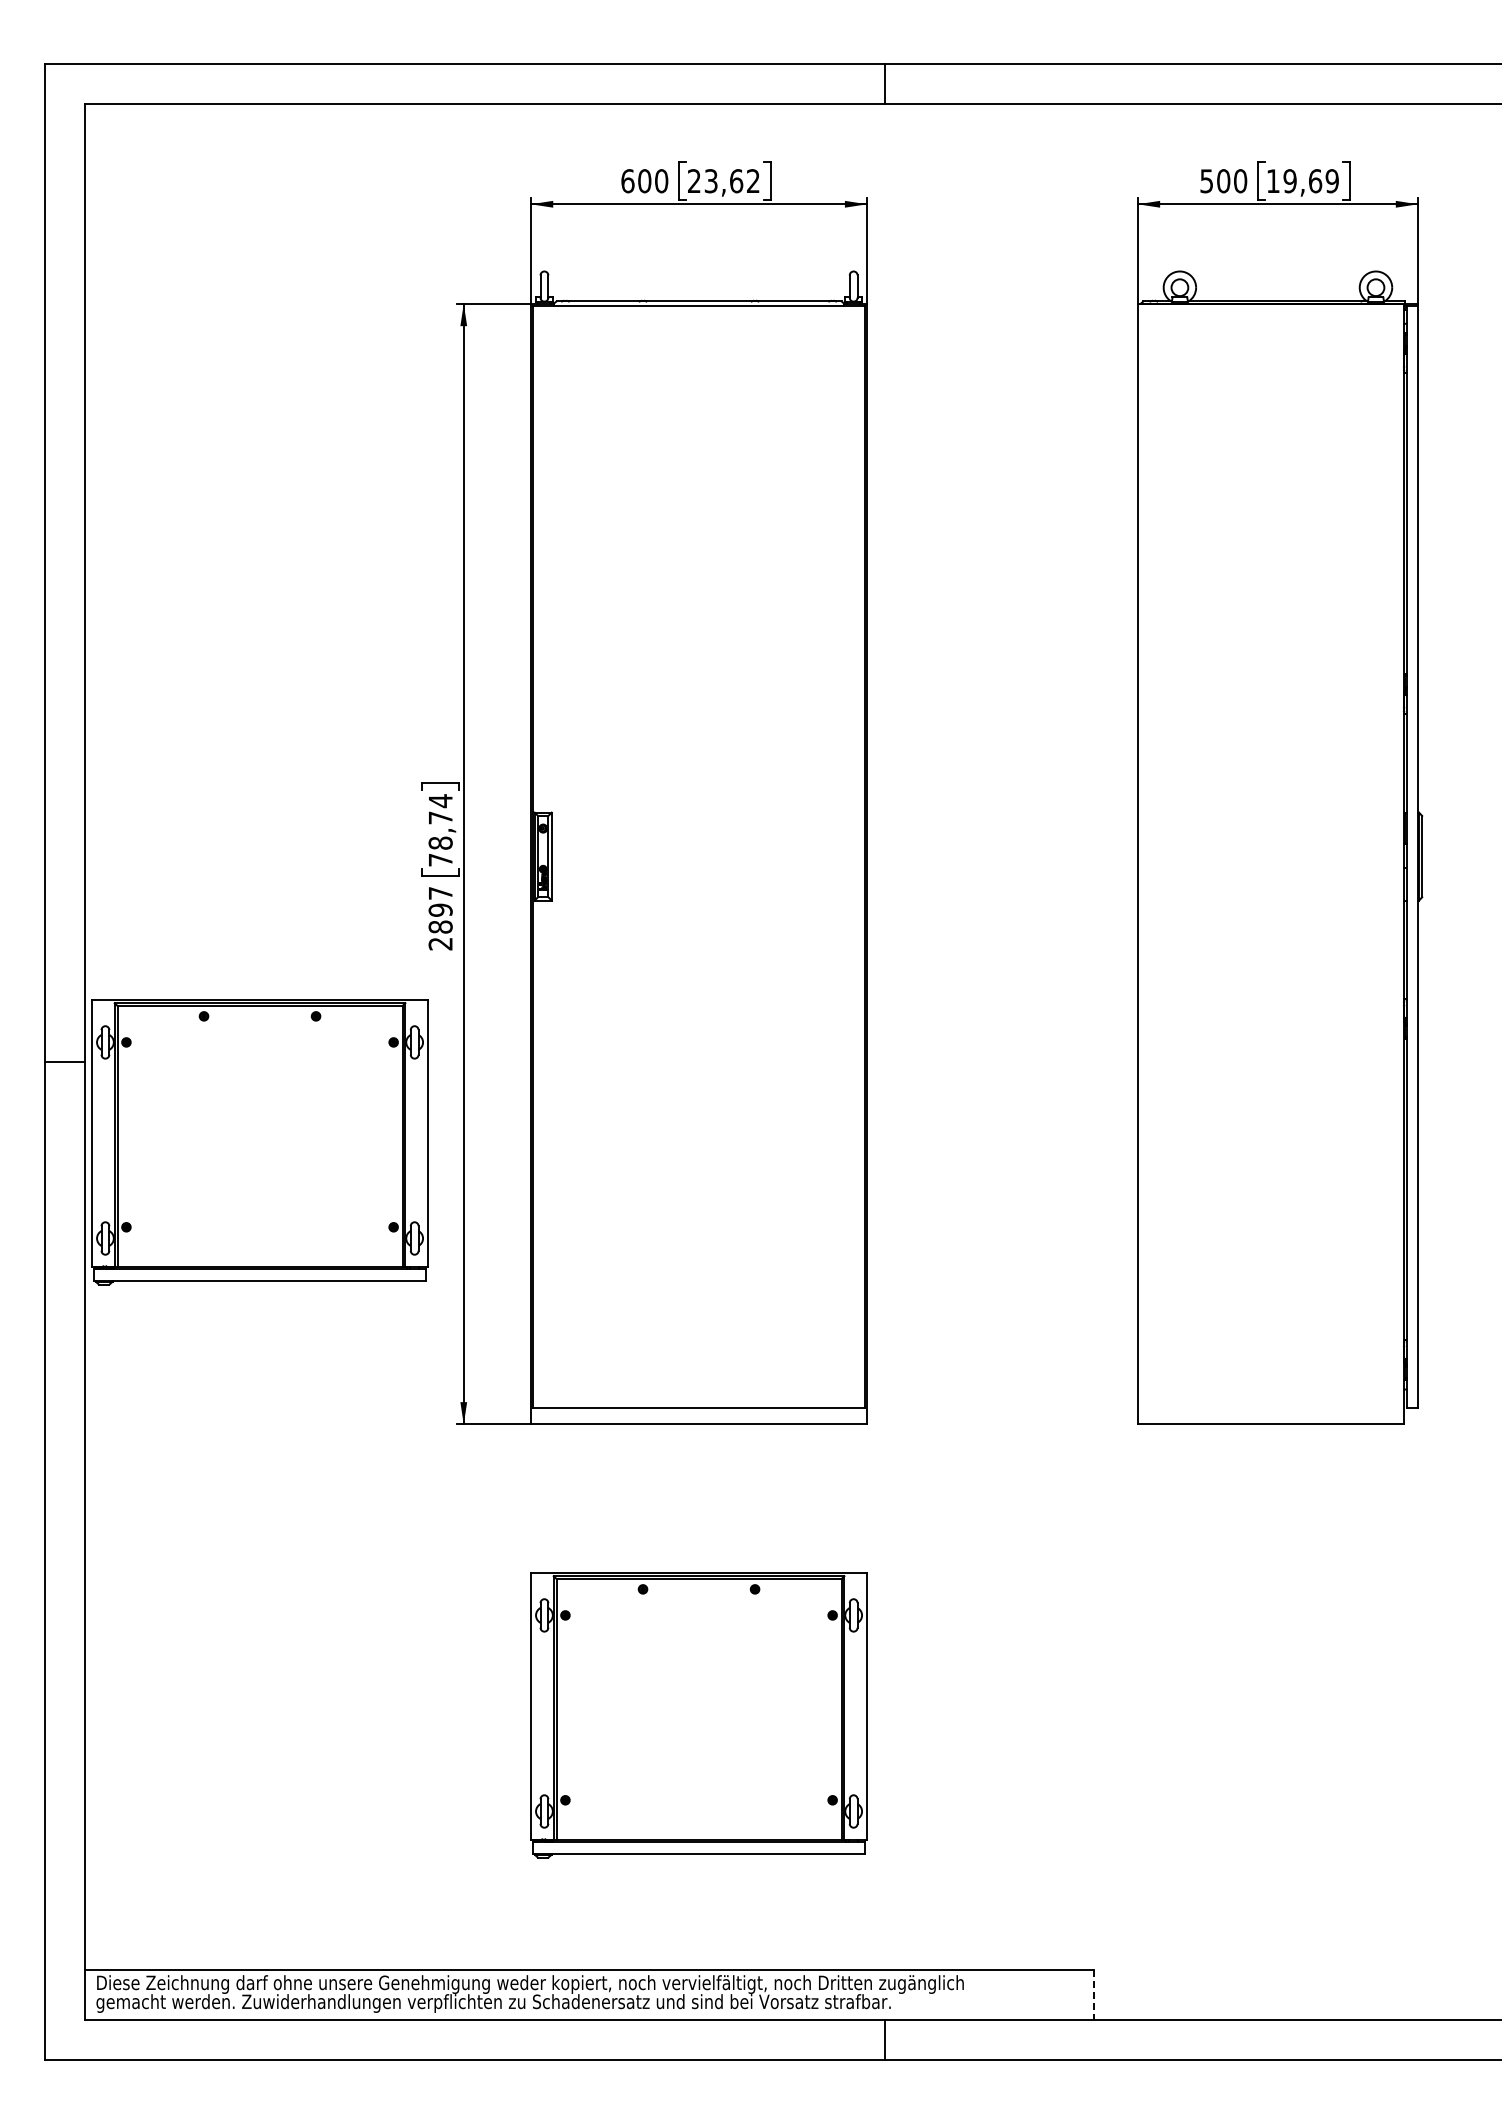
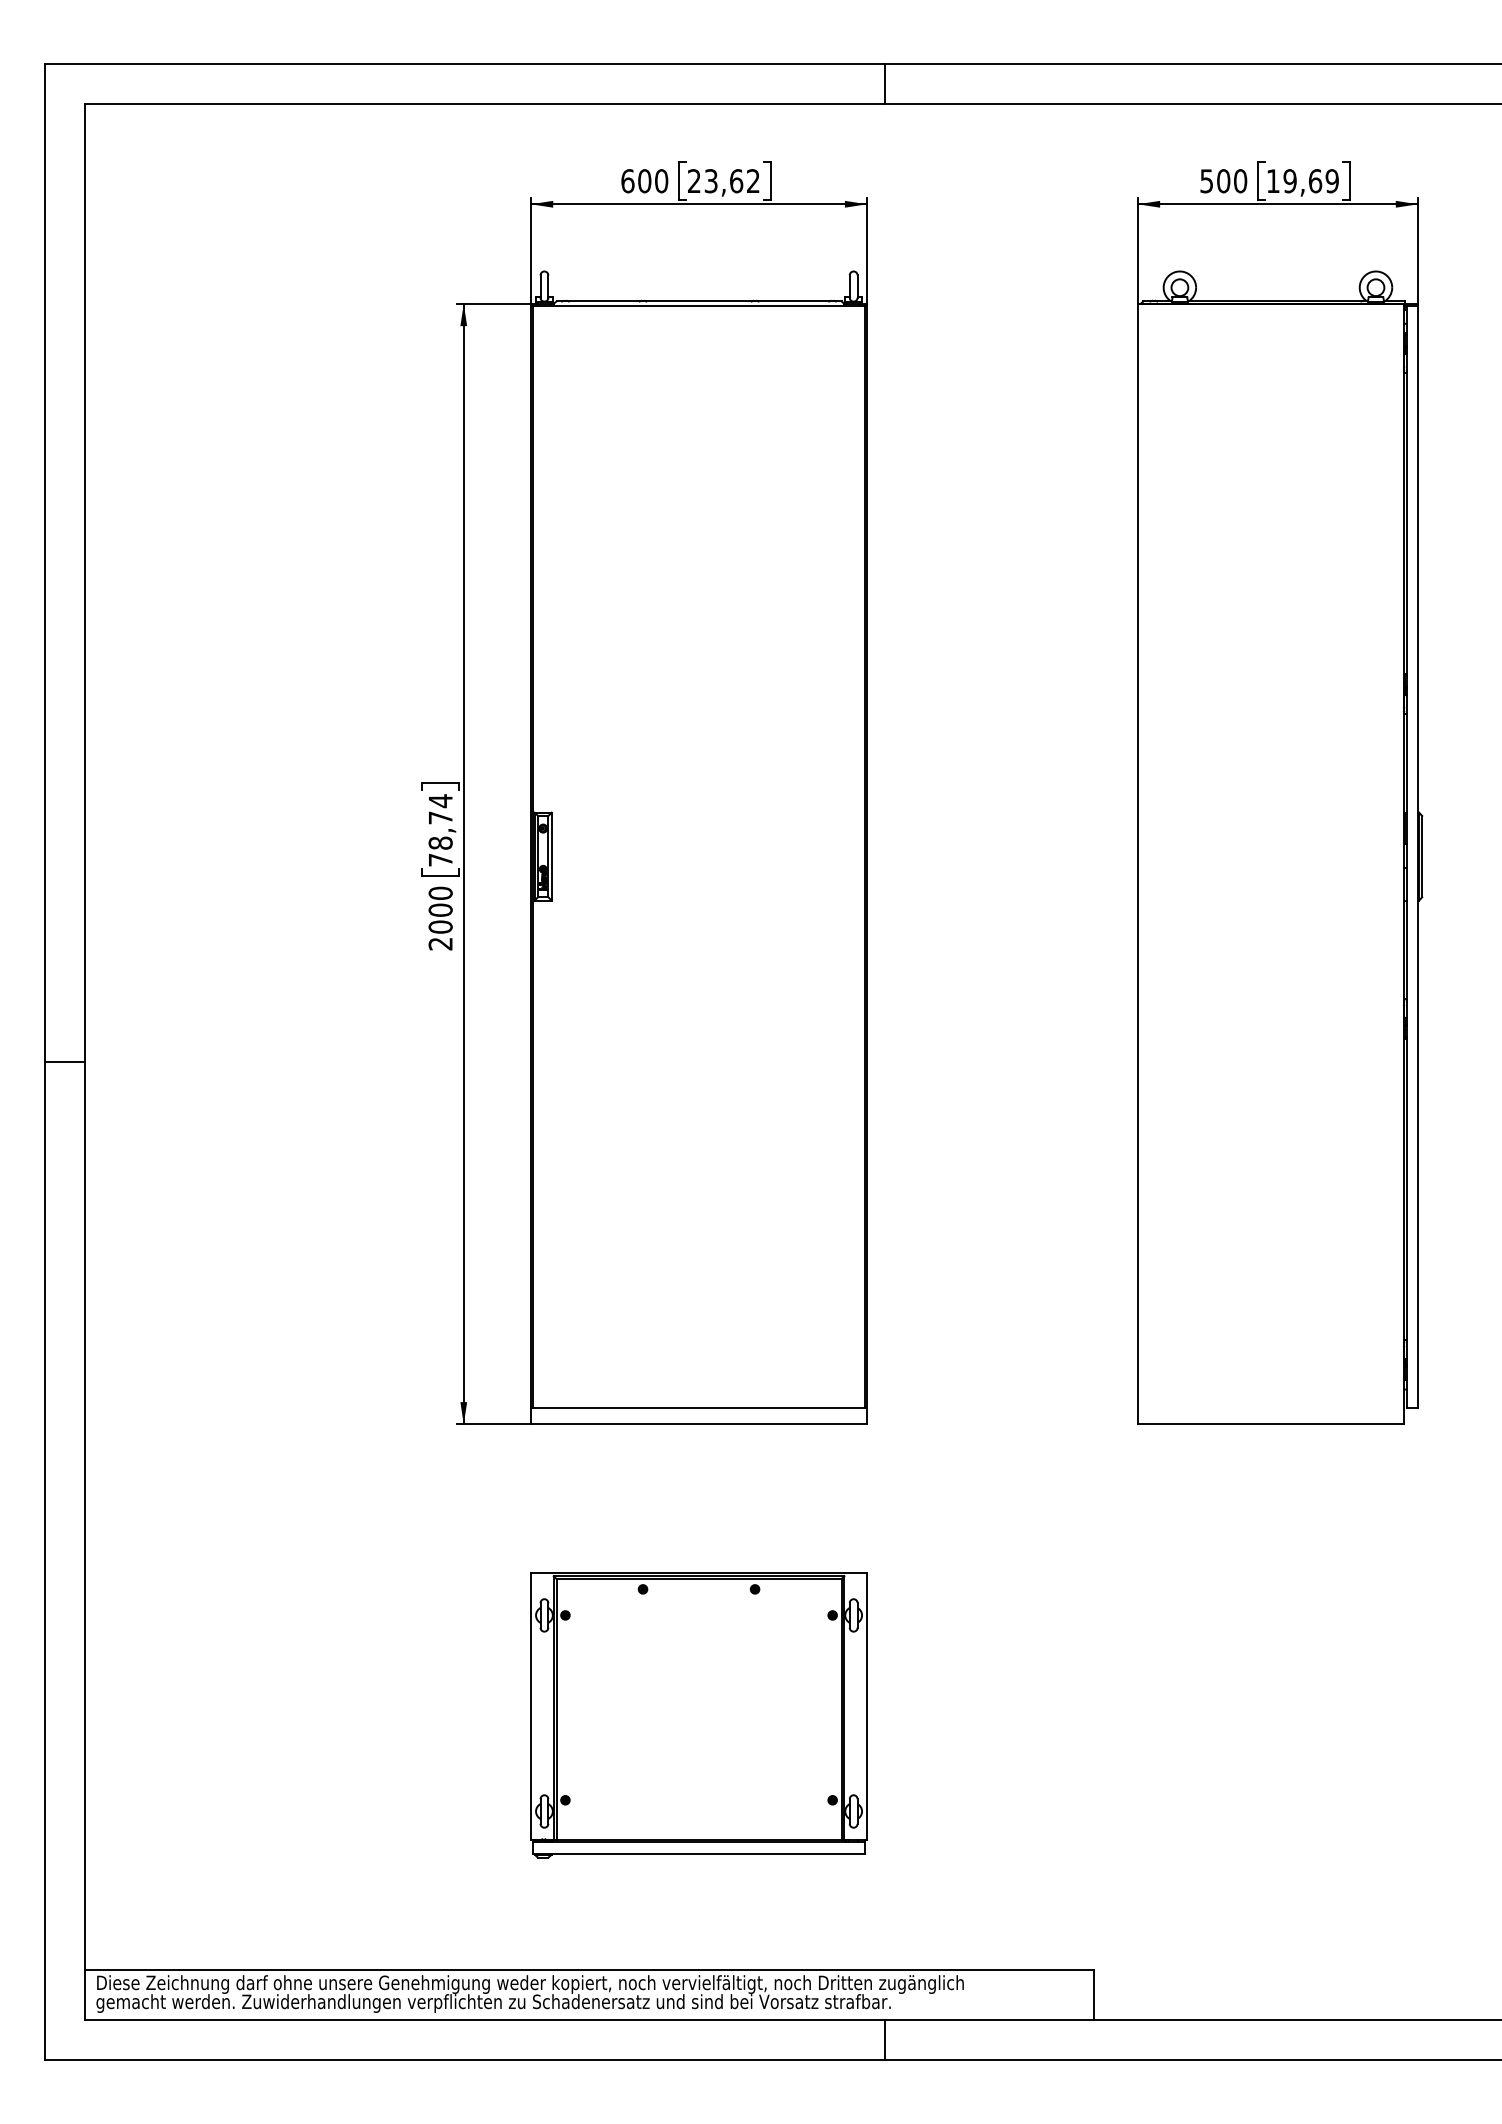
text: 2897 -> 2000 (440, 909)
part: present -> none (259, 1142)
line: dashed -> solid (1093, 1995)
